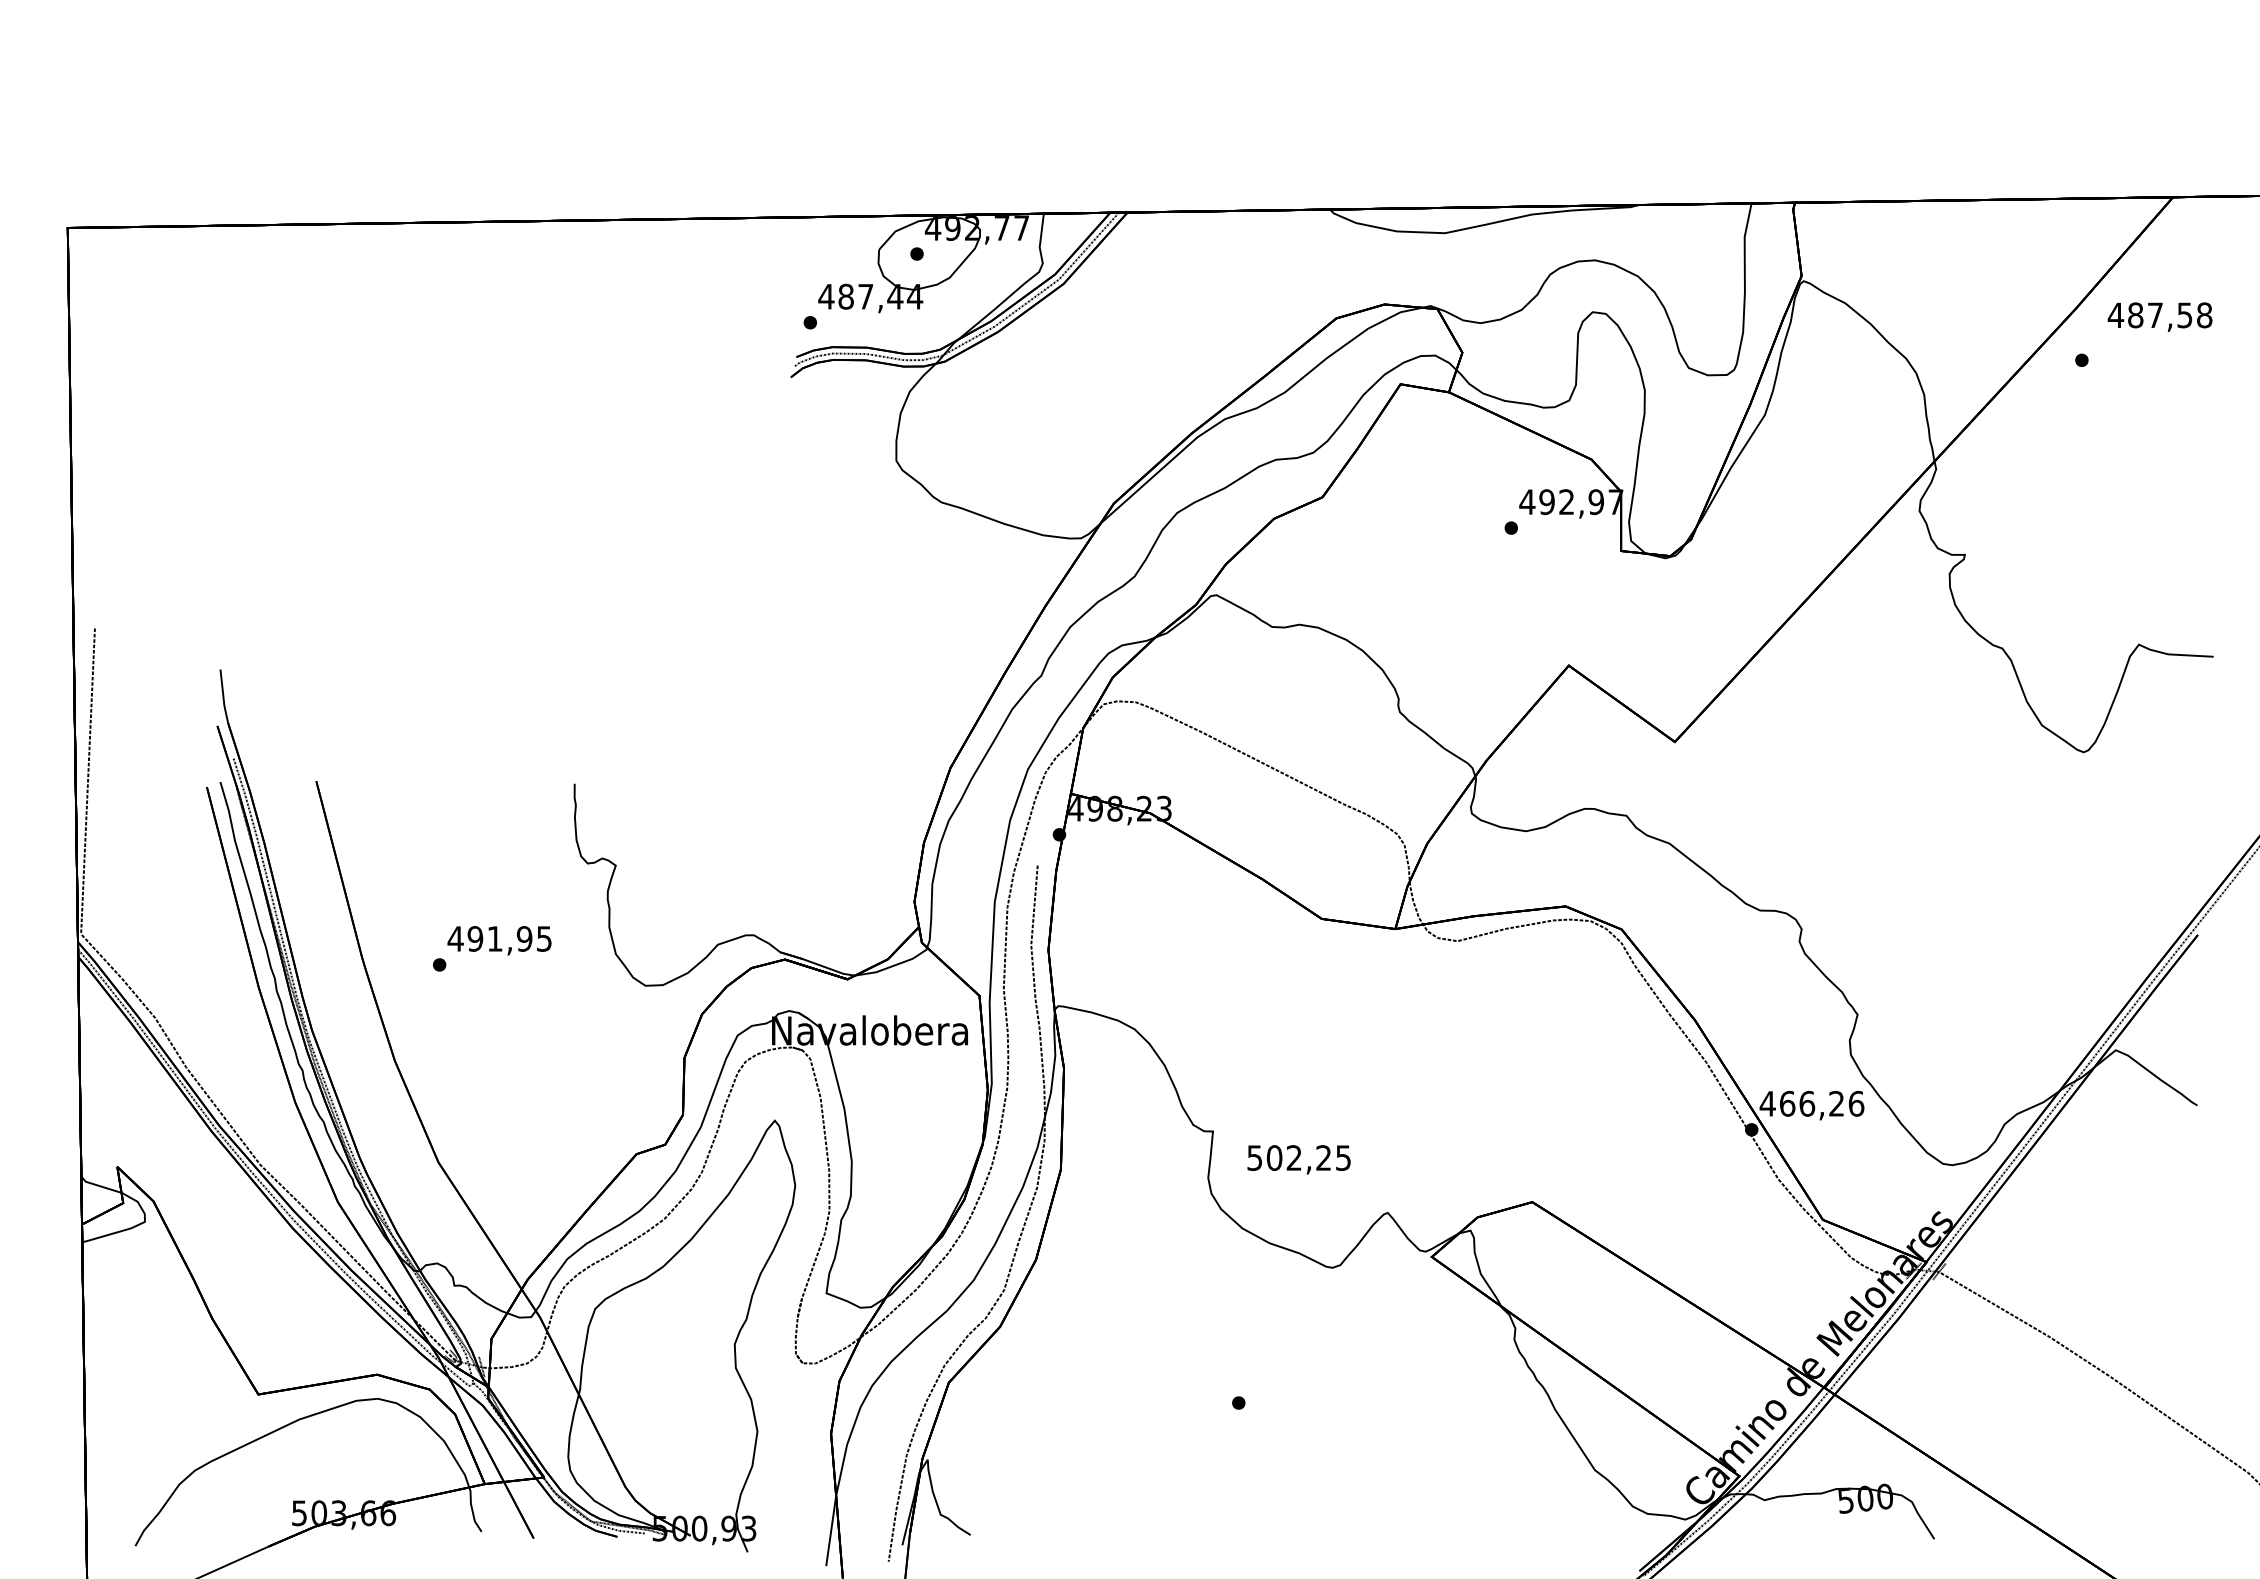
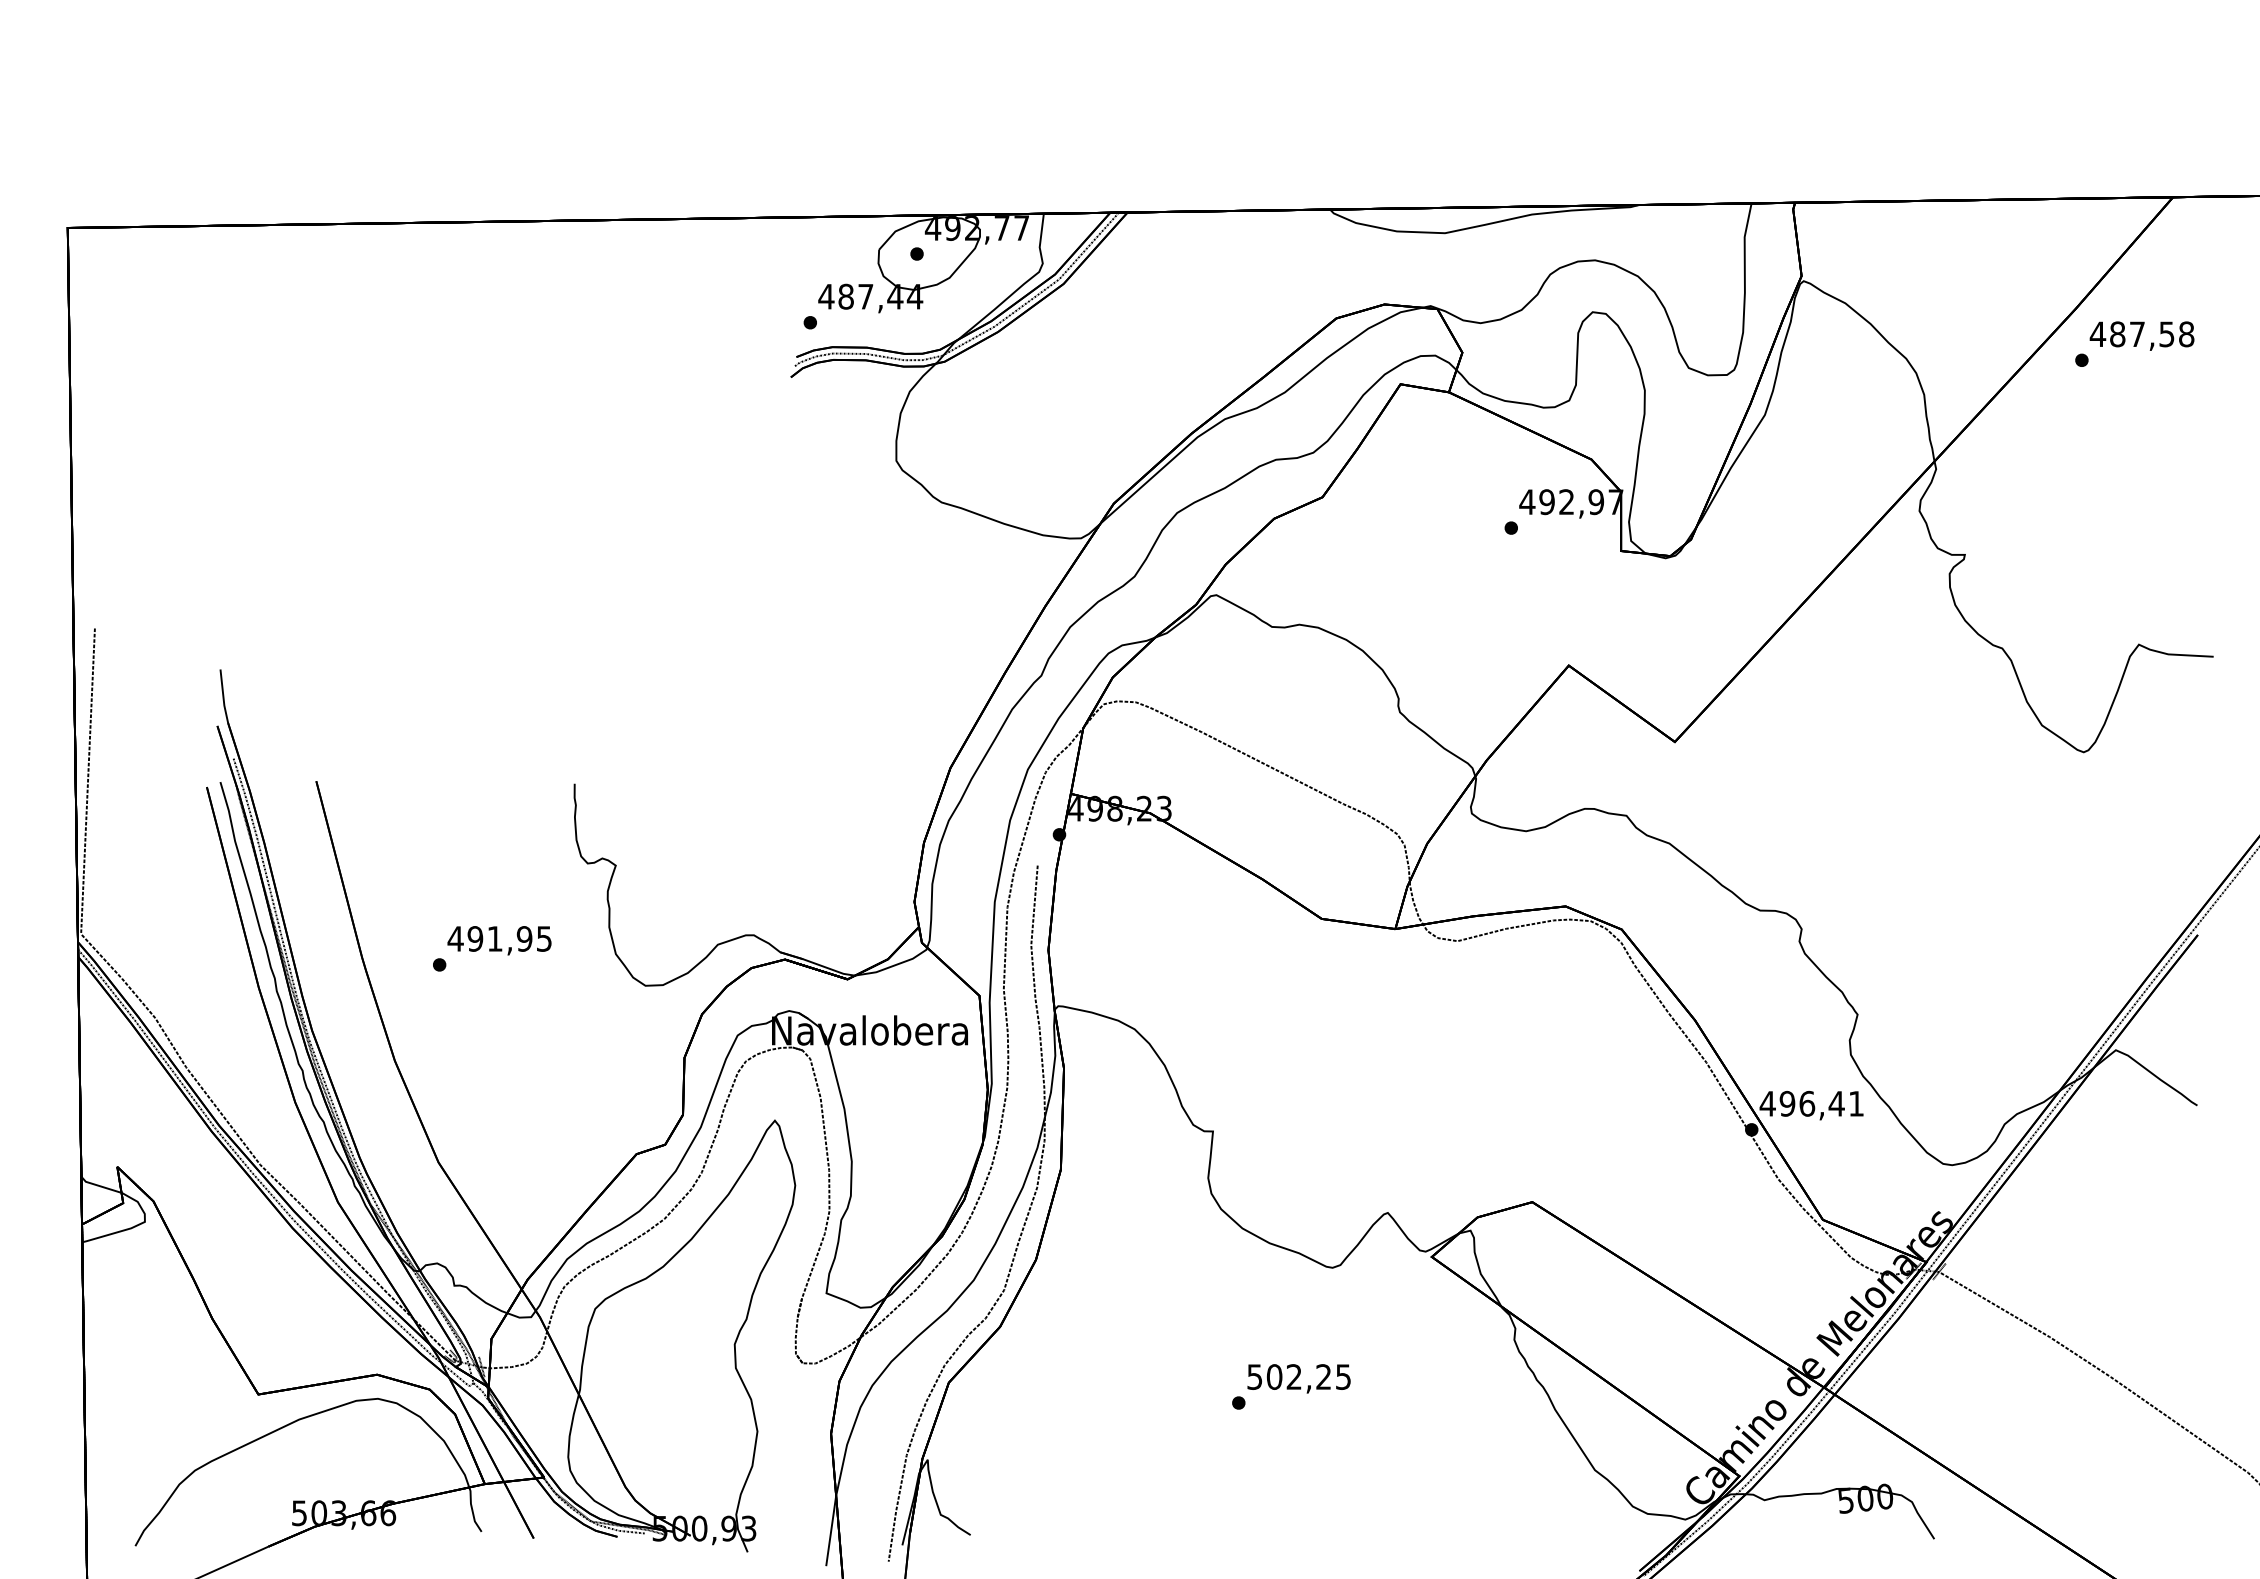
text position: (2159, 316) -> (2141, 335) (2141, 335)
text: 466,26 -> 496,41 (1821, 1103)
text position: (1298, 1159) -> (1298, 1378) (1298, 1378)
